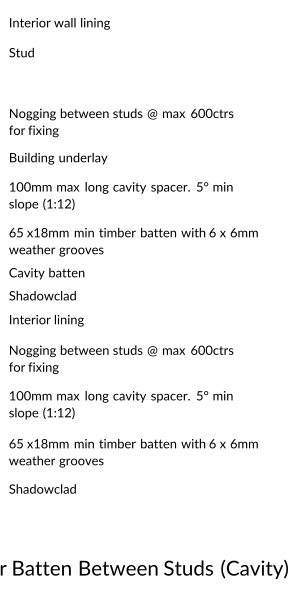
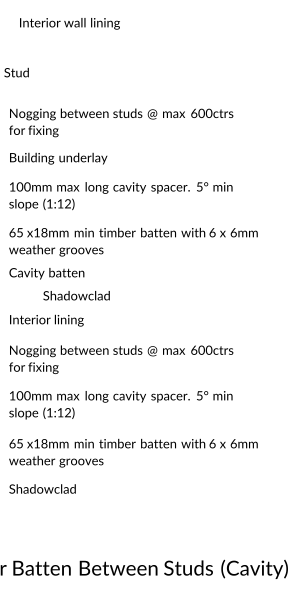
text position: (59, 23) -> (69, 23) (69, 23)
text position: (21, 52) -> (16, 72) (16, 72)
text position: (42, 295) -> (76, 295) (76, 295)
